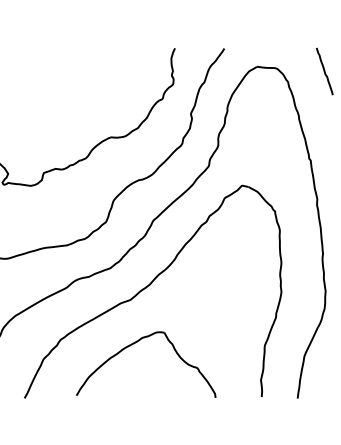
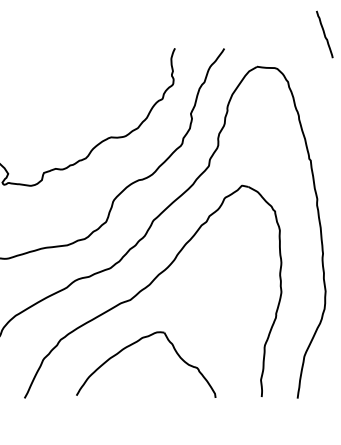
line position: (324, 71) -> (324, 34) (324, 34)
